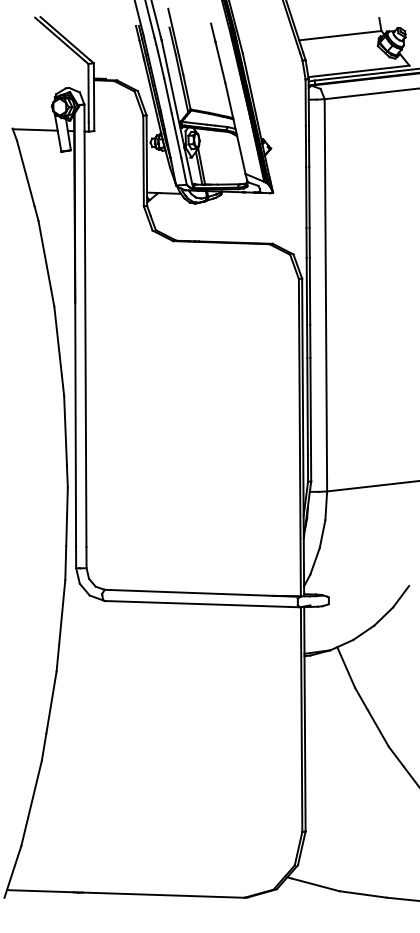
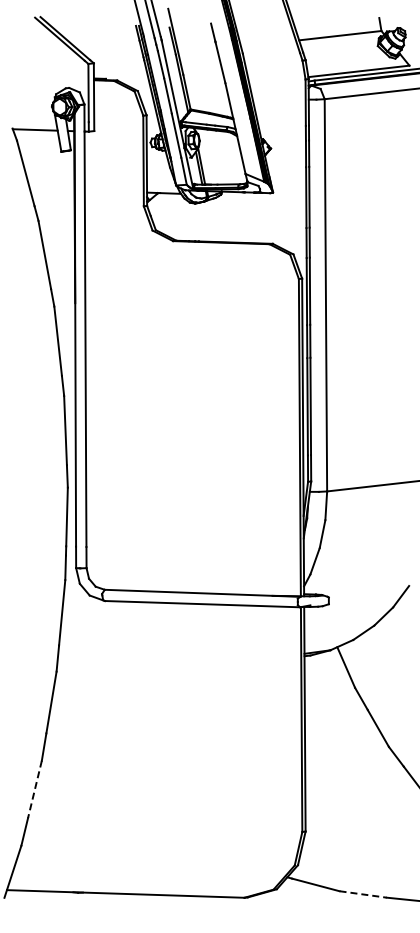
line: solid -> dashed (34, 789)
line: solid -> dashed (363, 894)
